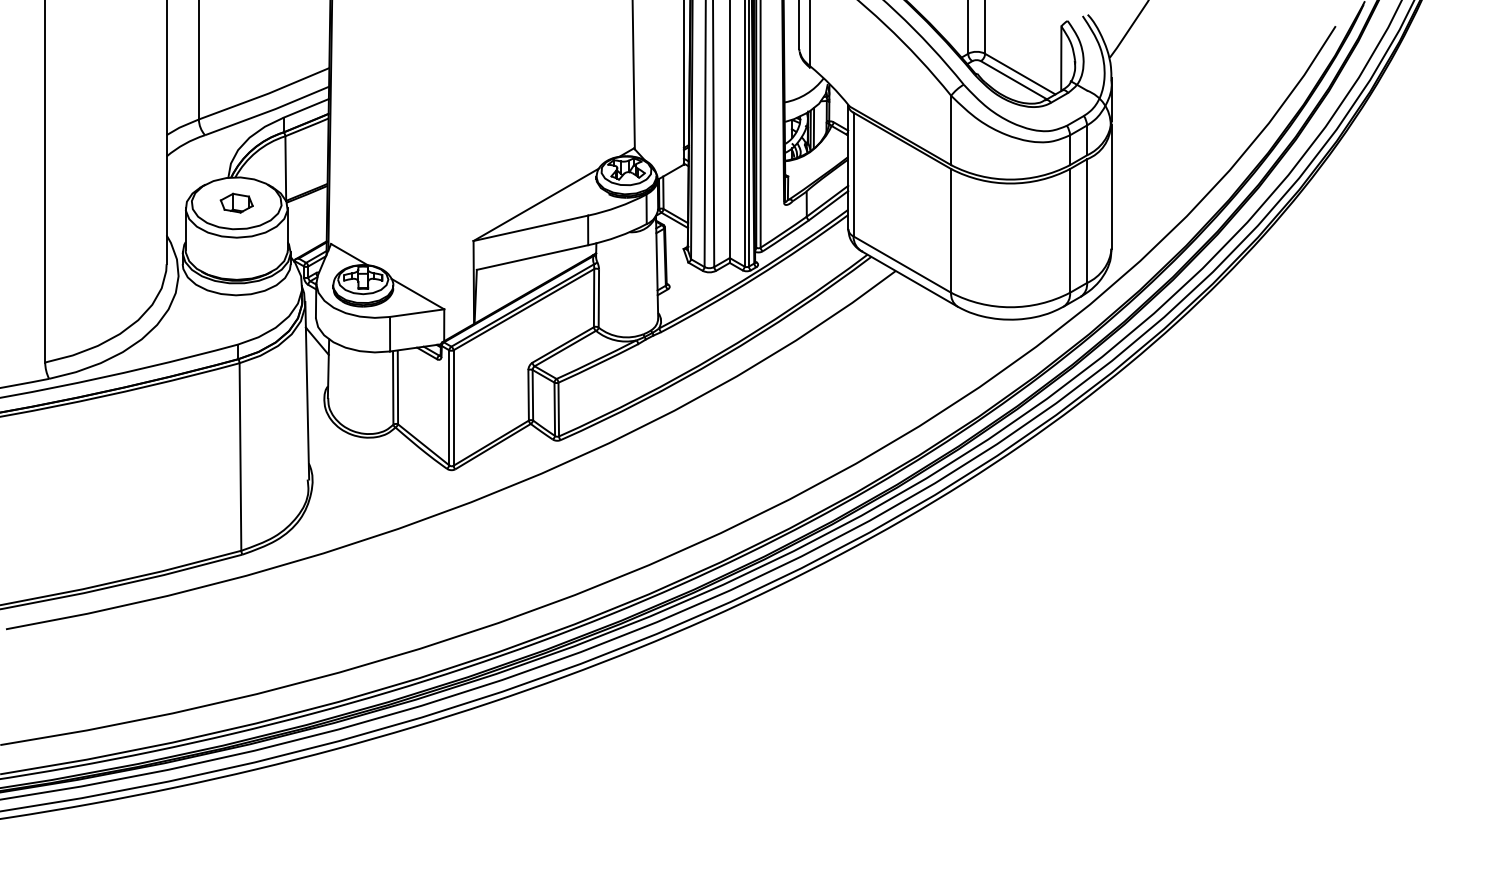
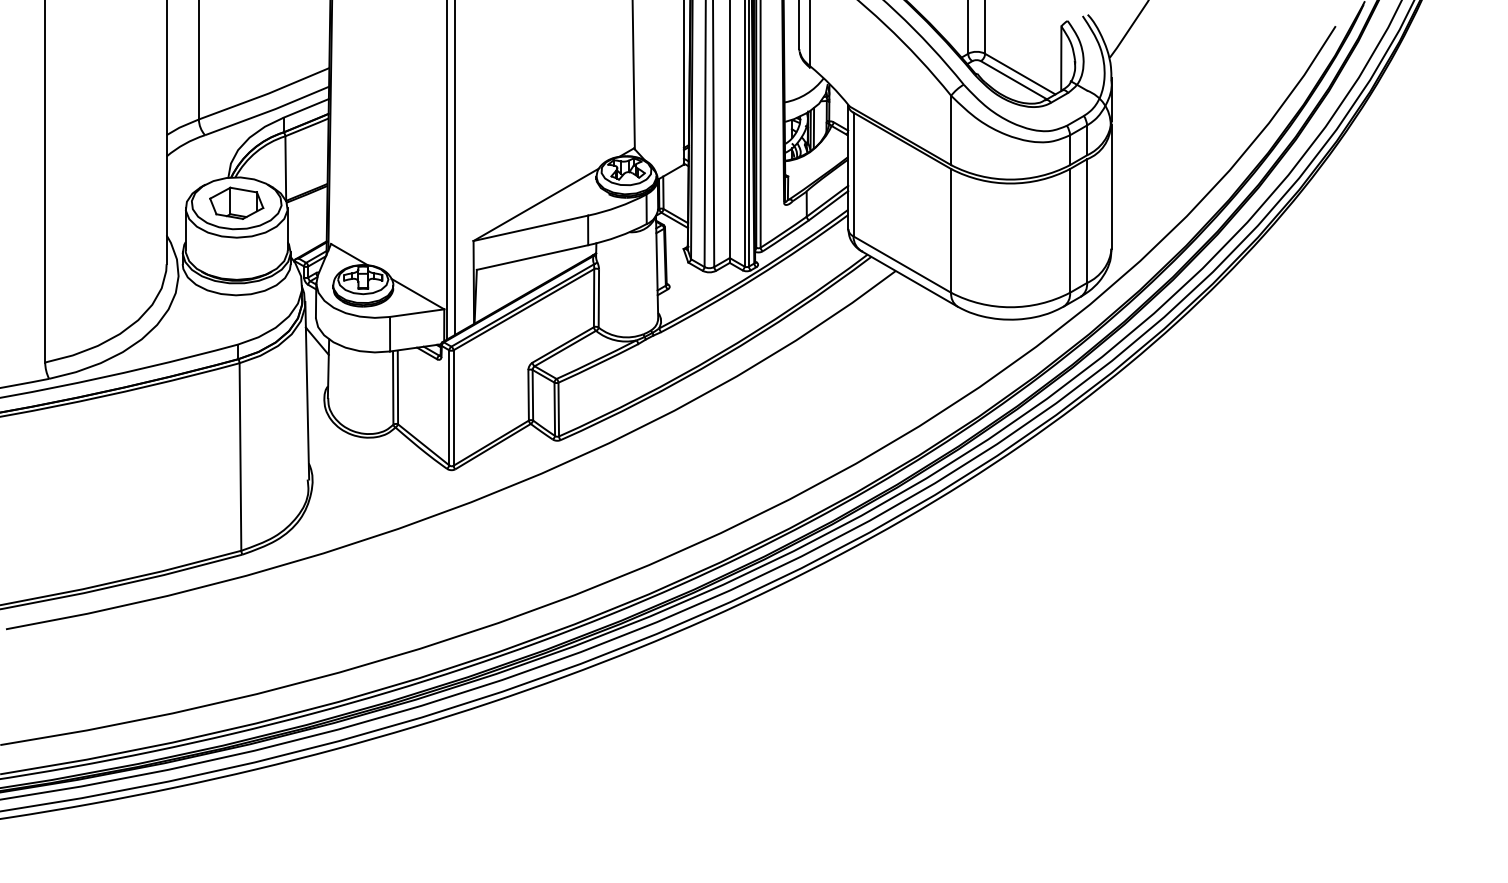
line: none -> present (455, 168)
line: none -> present (446, 170)
part size: 35x22 px -> 56x34 px (236, 202)
